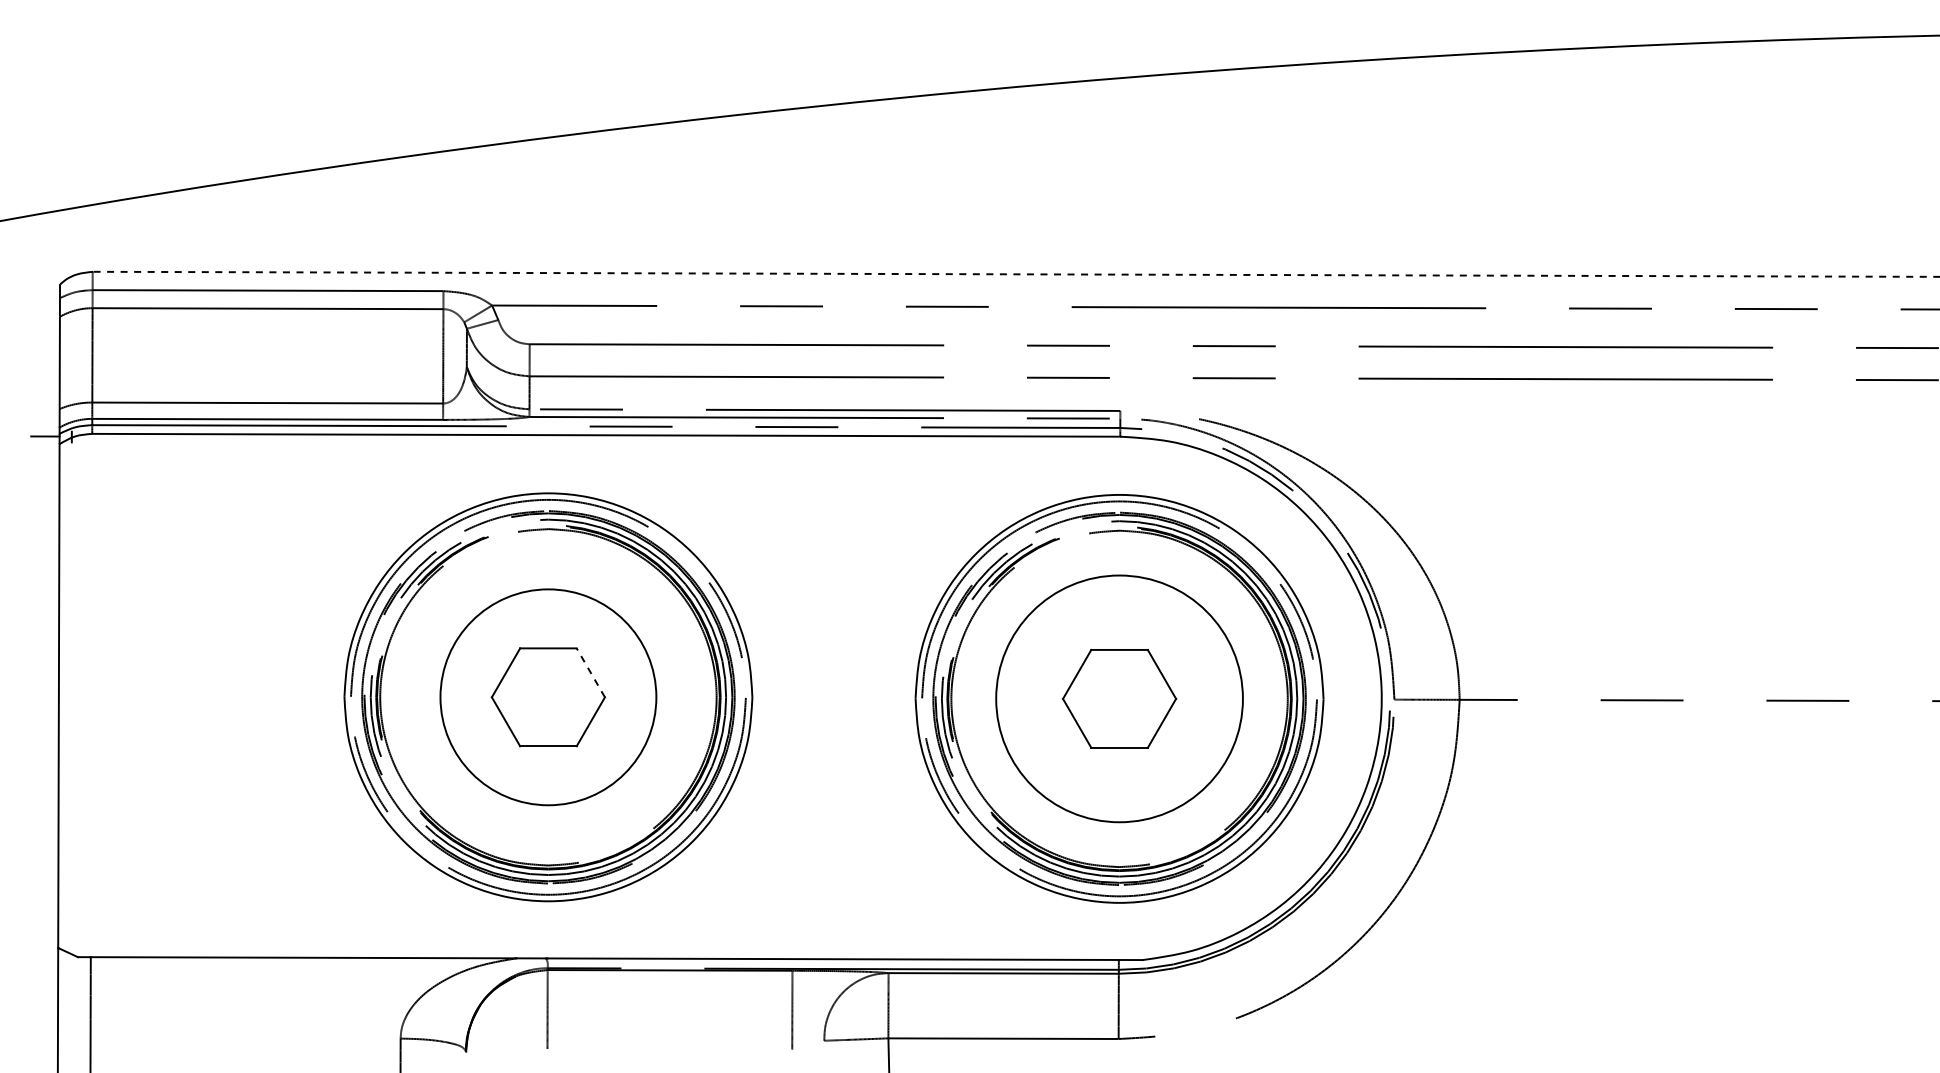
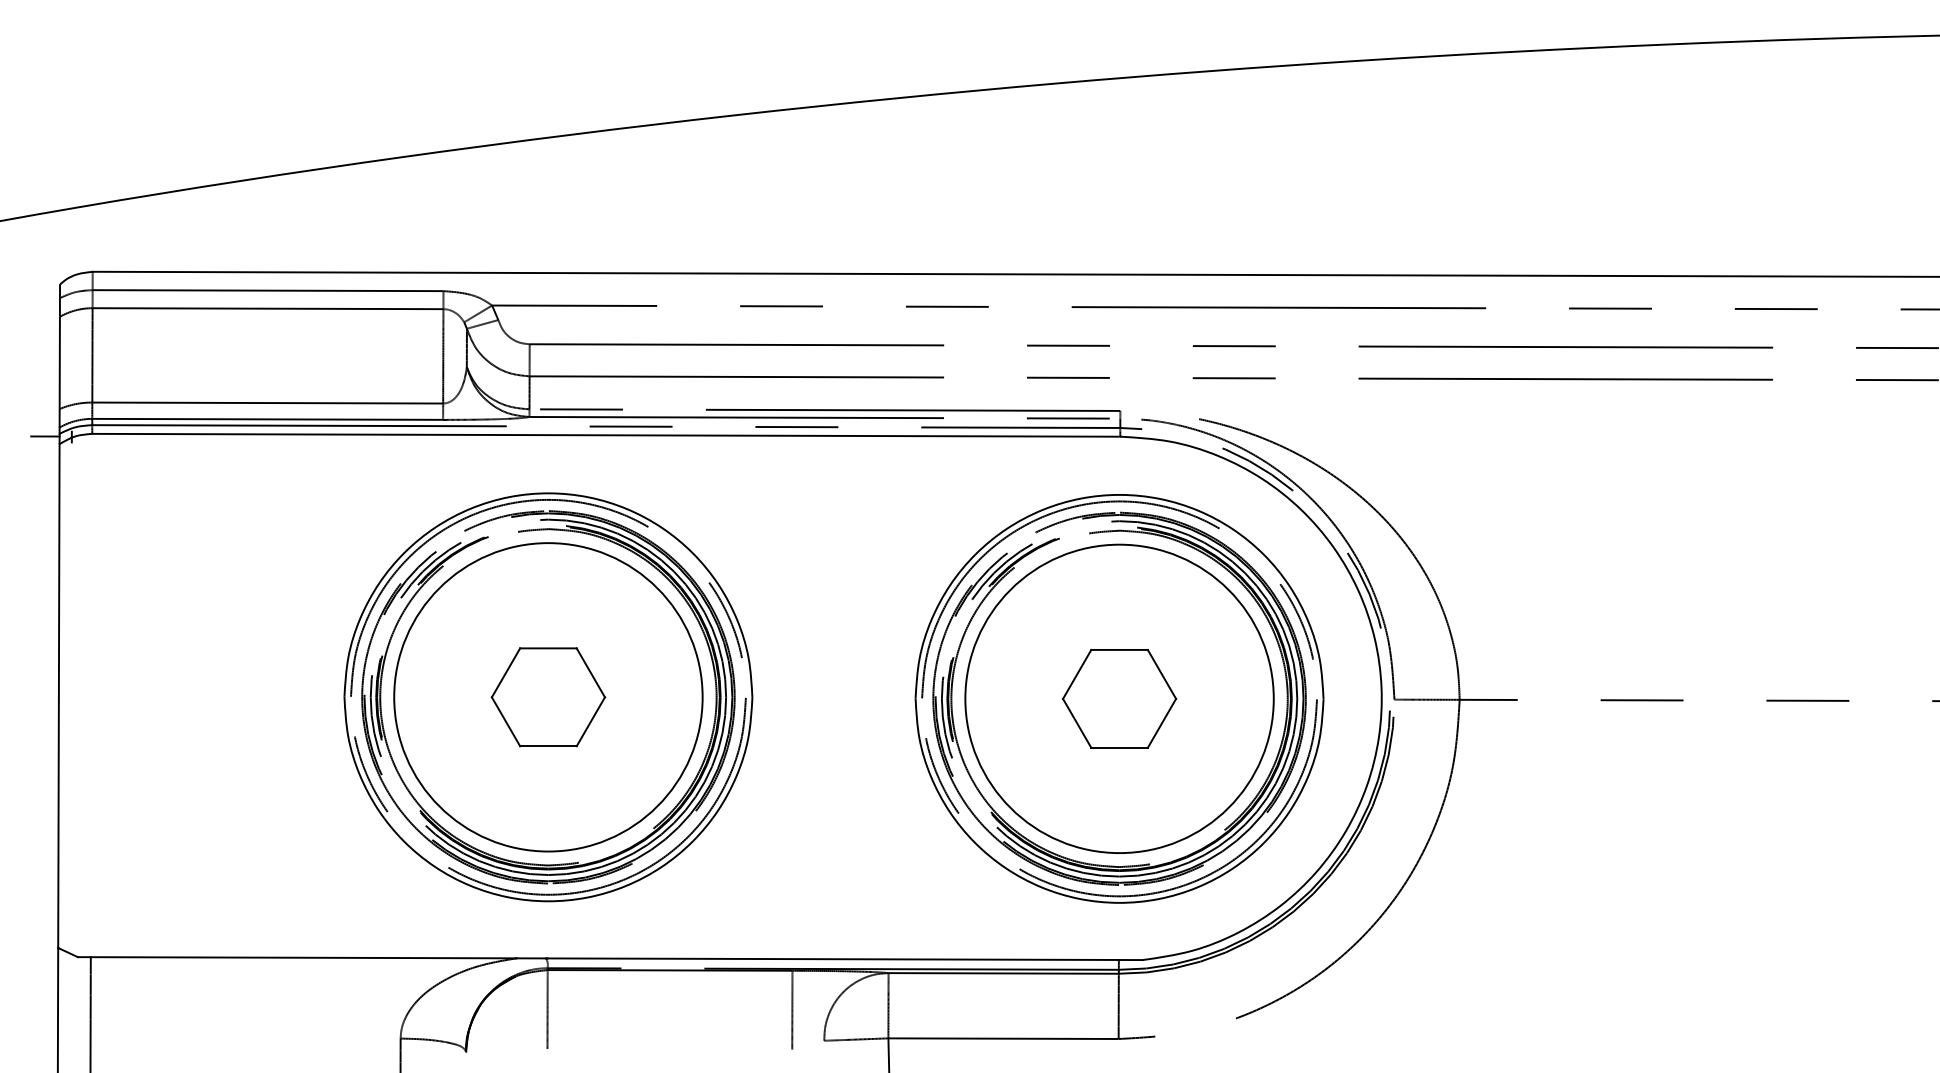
line: dashed -> solid (1015, 274)
line: dashed -> solid (590, 672)
circle diameter: 216 px -> 308 px (548, 697)
circle diameter: 247 px -> 308 px (1119, 698)
